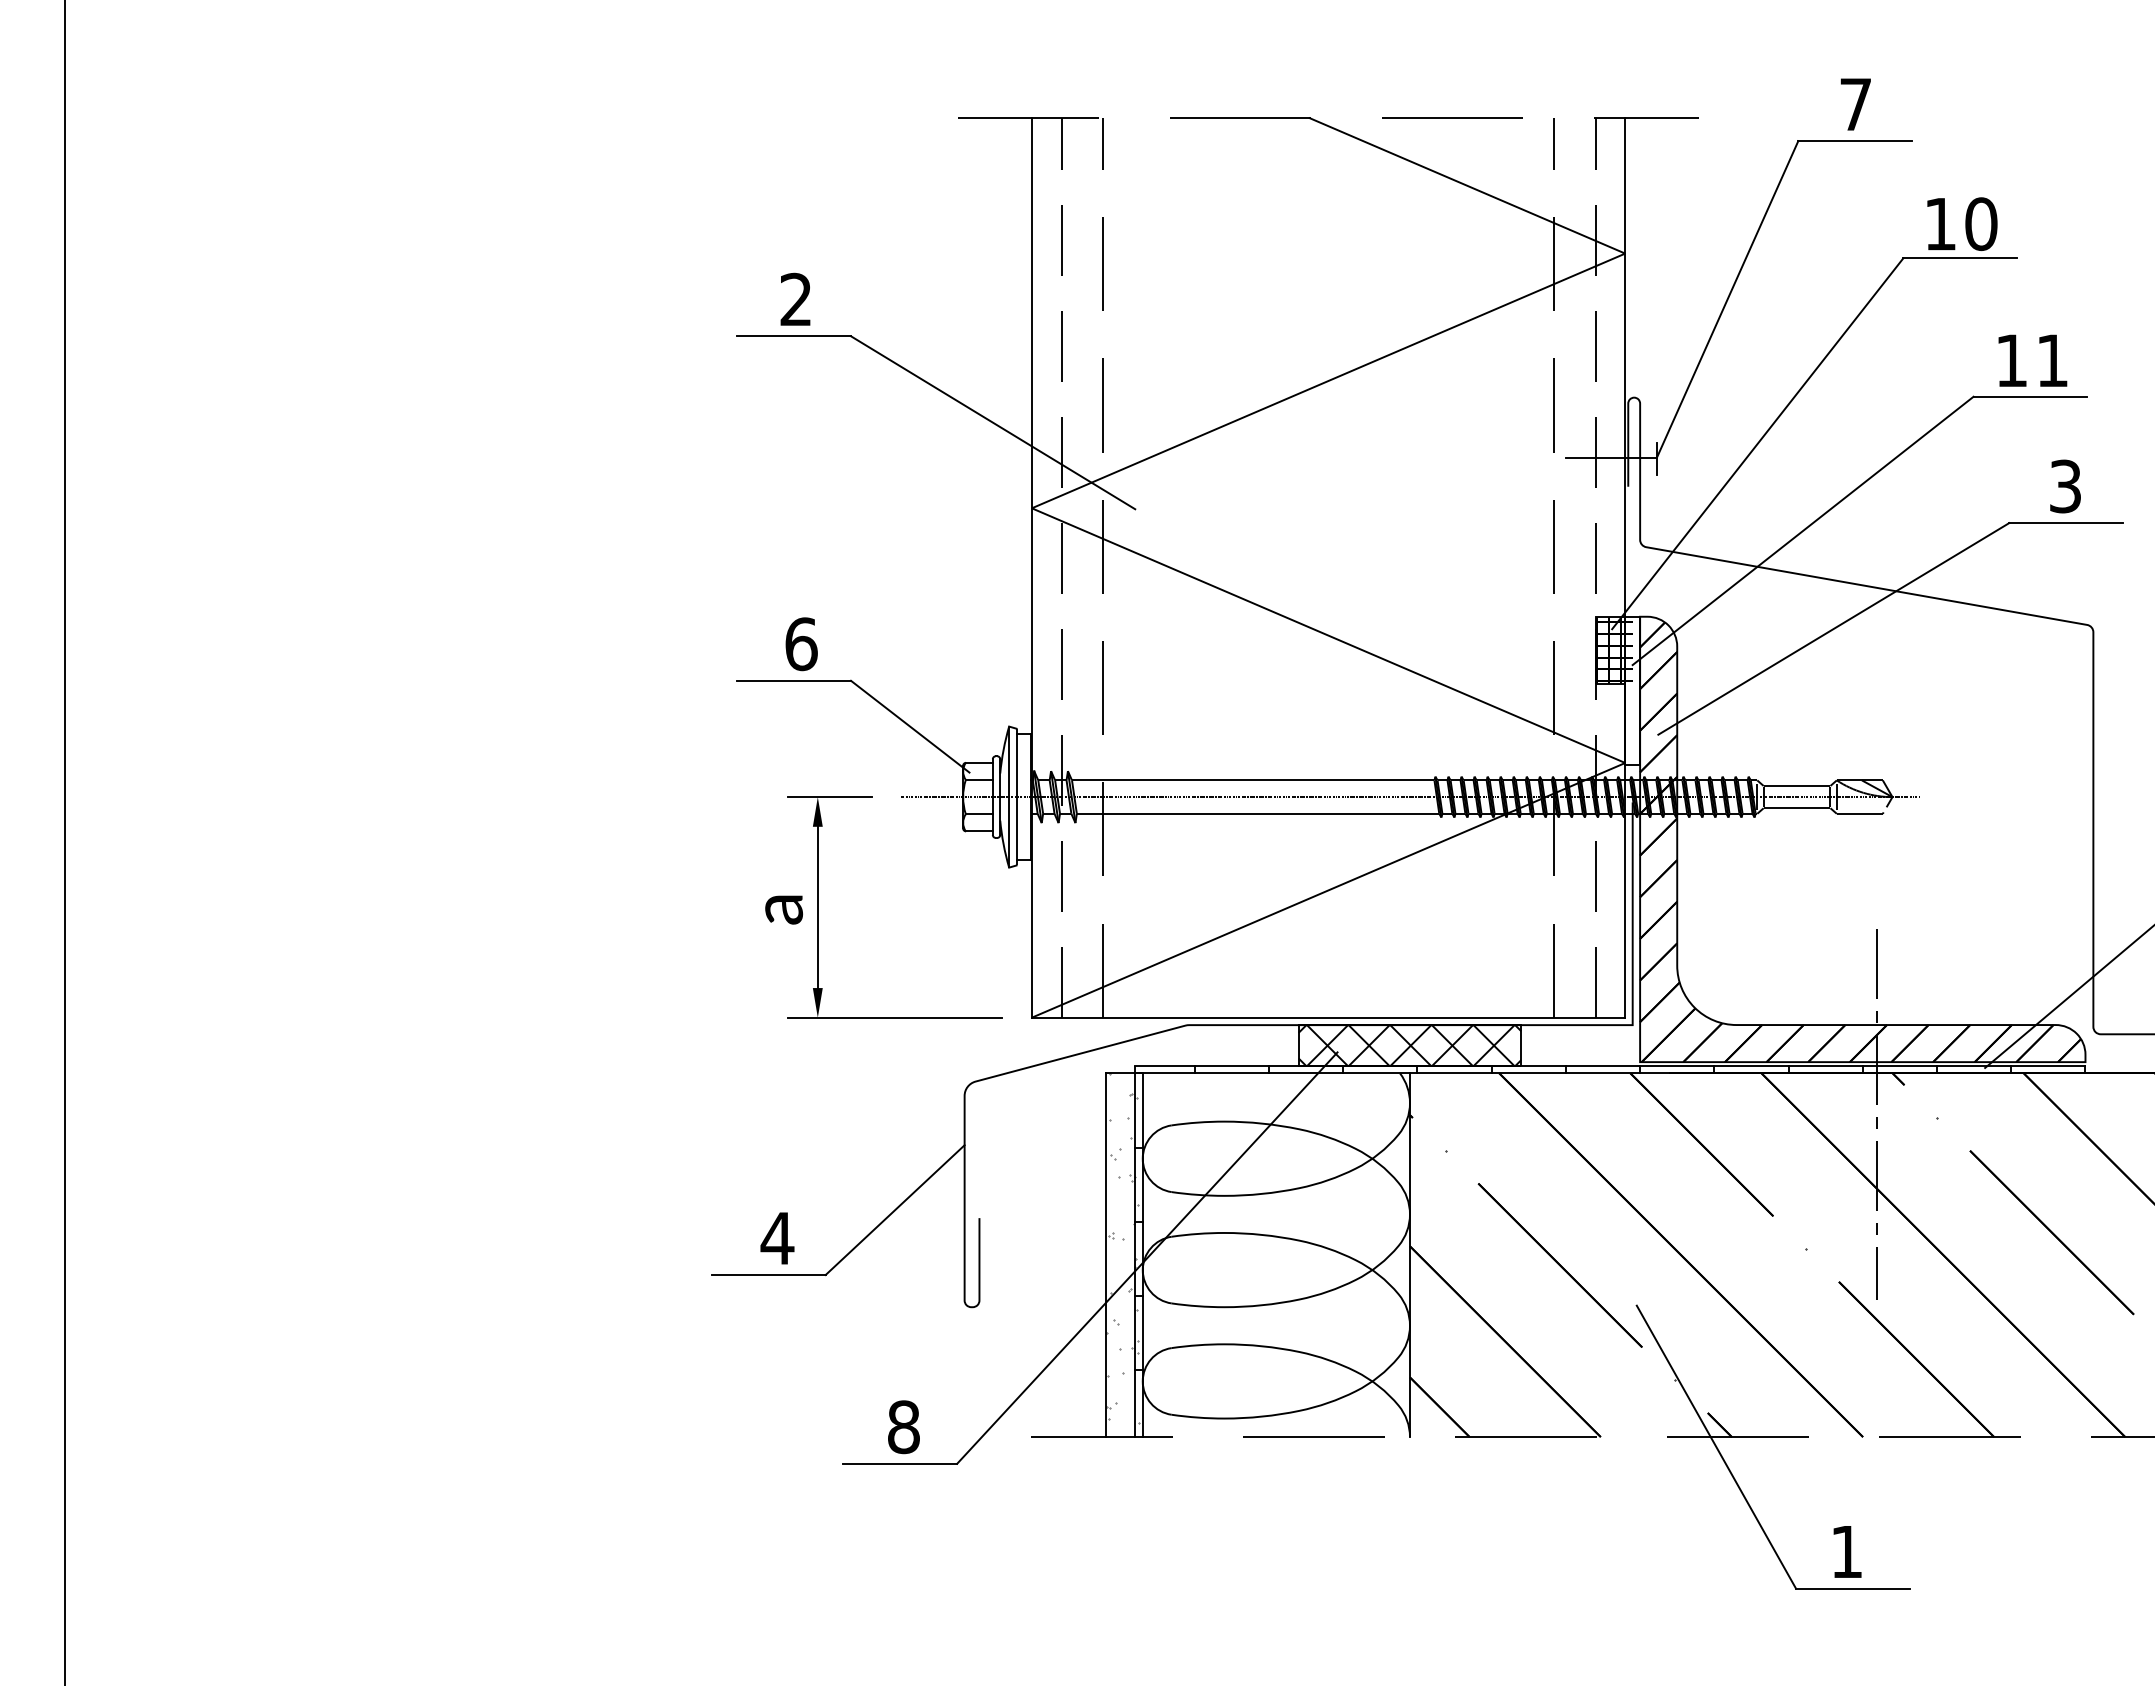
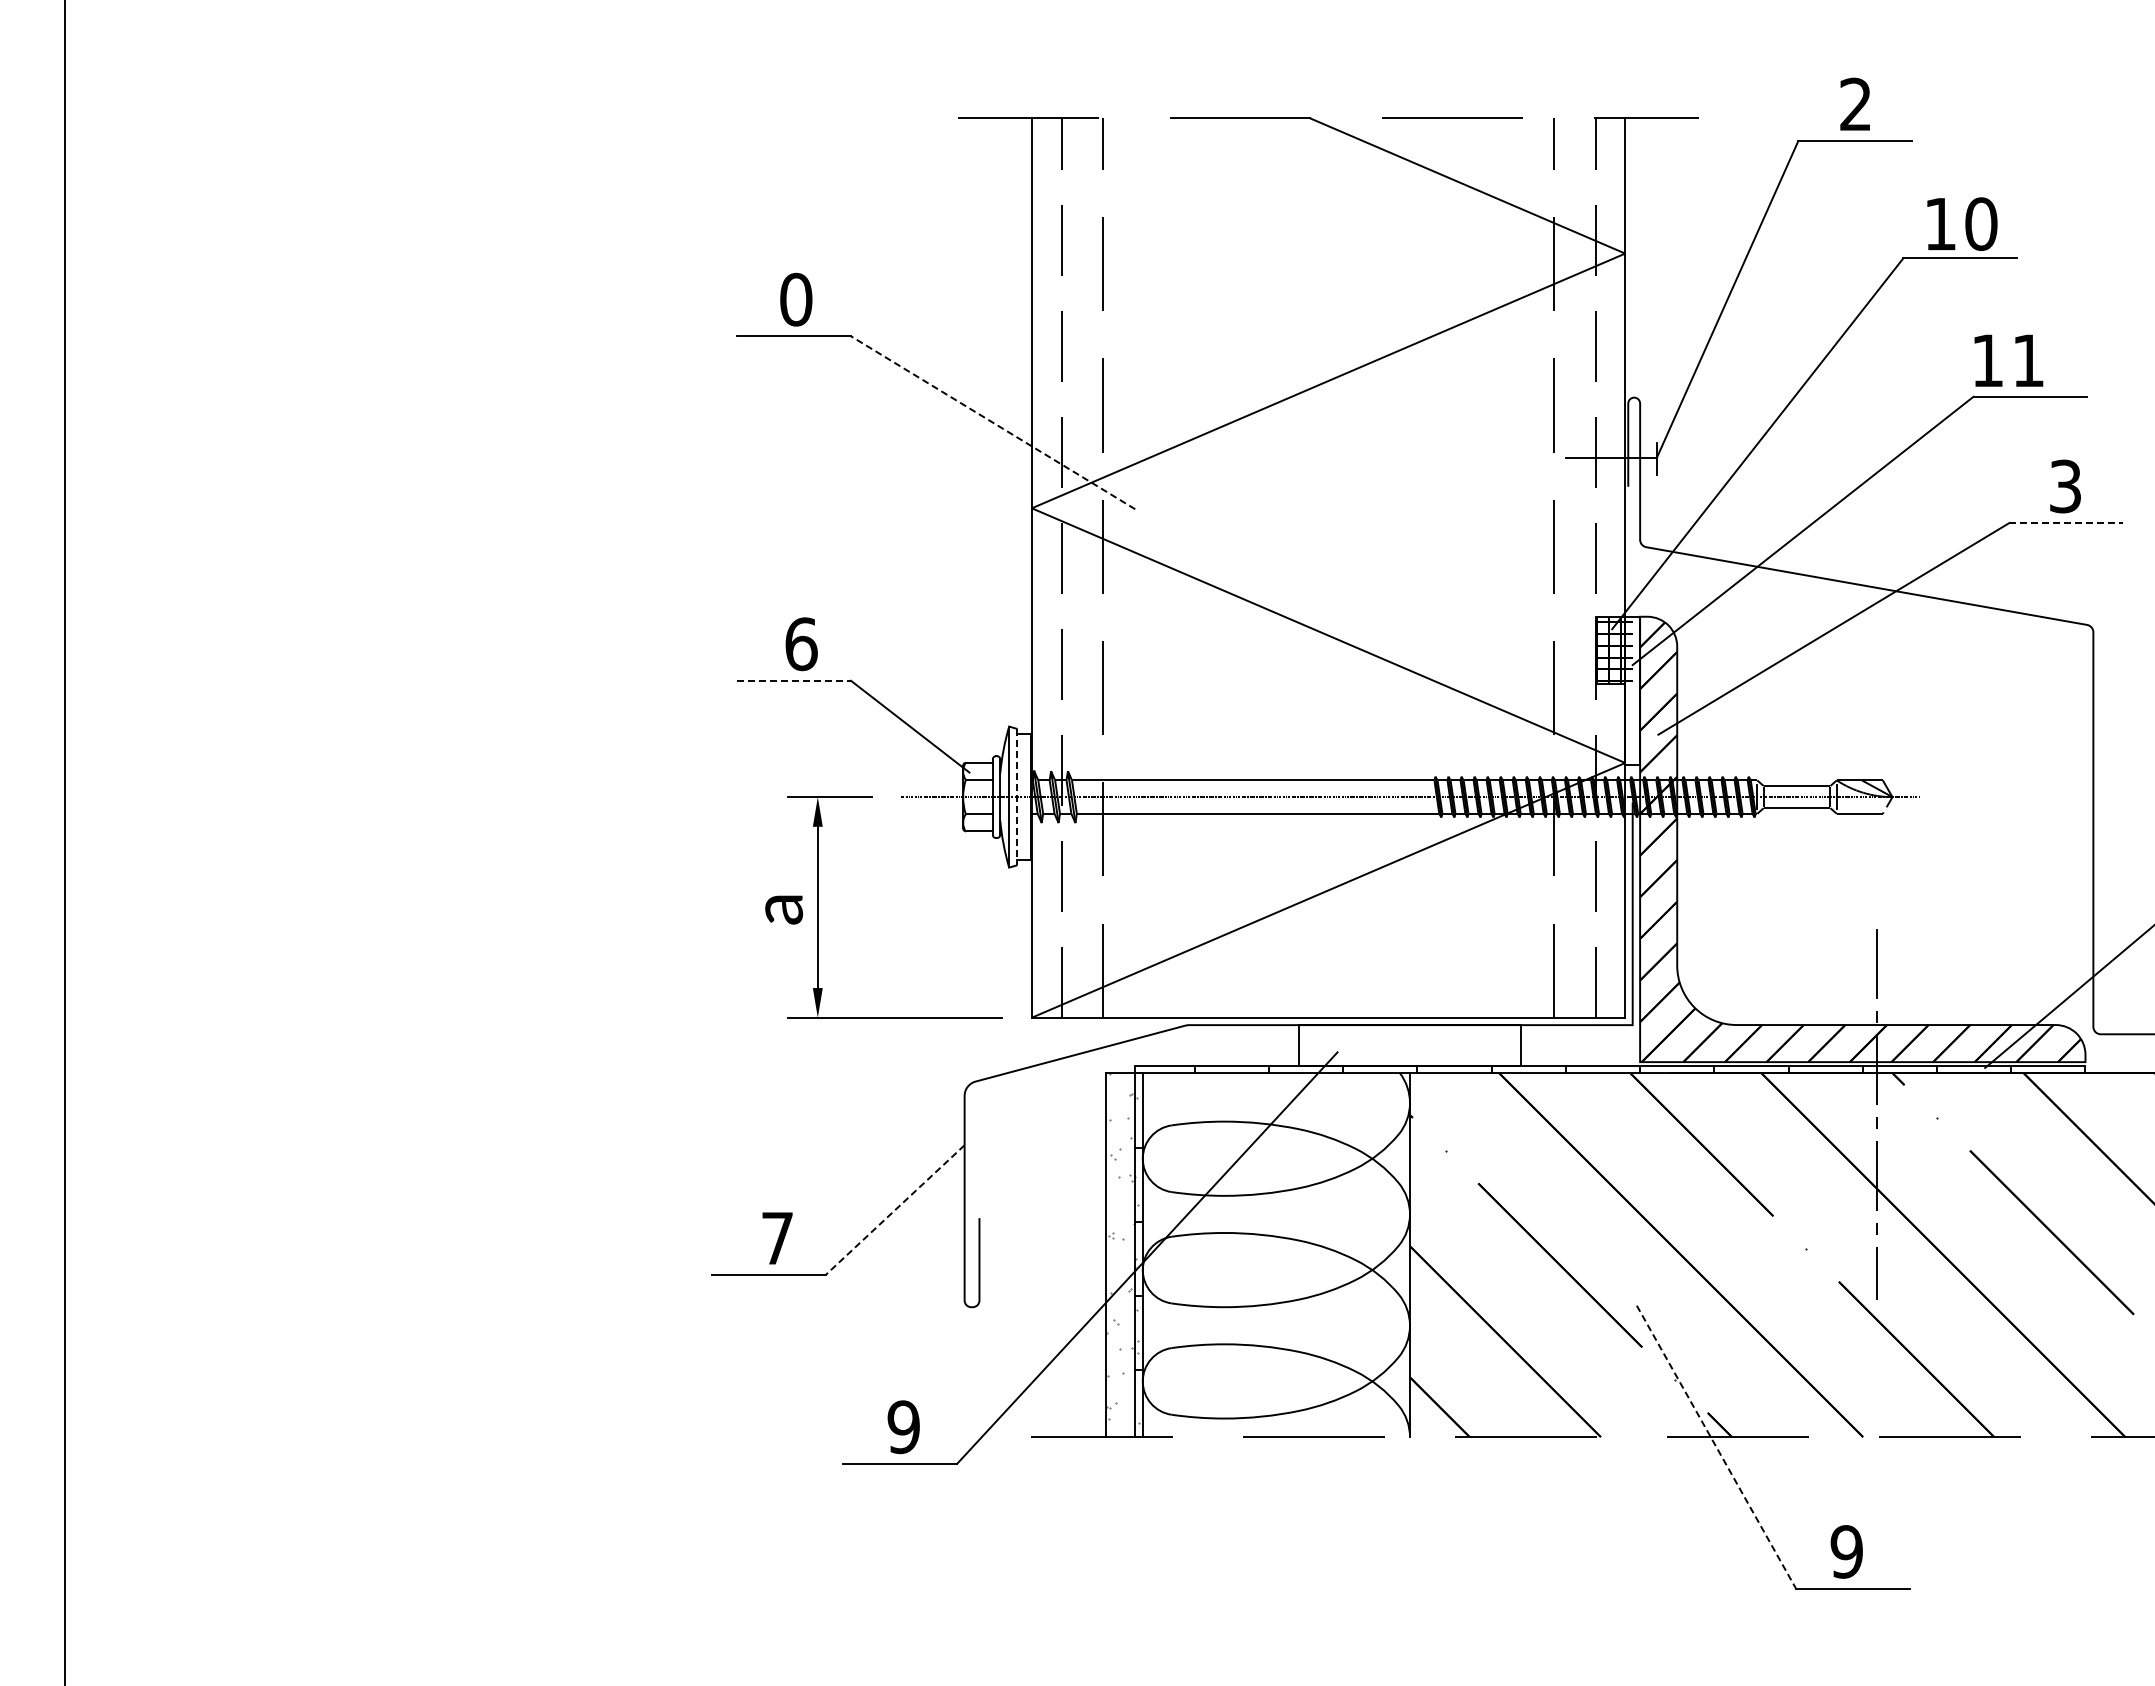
text: 7 -> 2 (1855, 103)
text: 2 -> 0 (796, 299)
text position: (2032, 360) -> (2008, 360) (2008, 360)
line: solid -> dashed (992, 422)
line: solid -> dashed (2066, 523)
line: solid -> dashed (794, 680)
line: solid -> dashed (1016, 797)
hatch: present -> none (1409, 1045)
line: solid -> dashed (894, 1210)
text: 4 -> 7 (777, 1238)
text: 8 -> 9 (903, 1427)
line: solid -> dashed (1716, 1447)
text: 1 -> 9 (1846, 1551)
